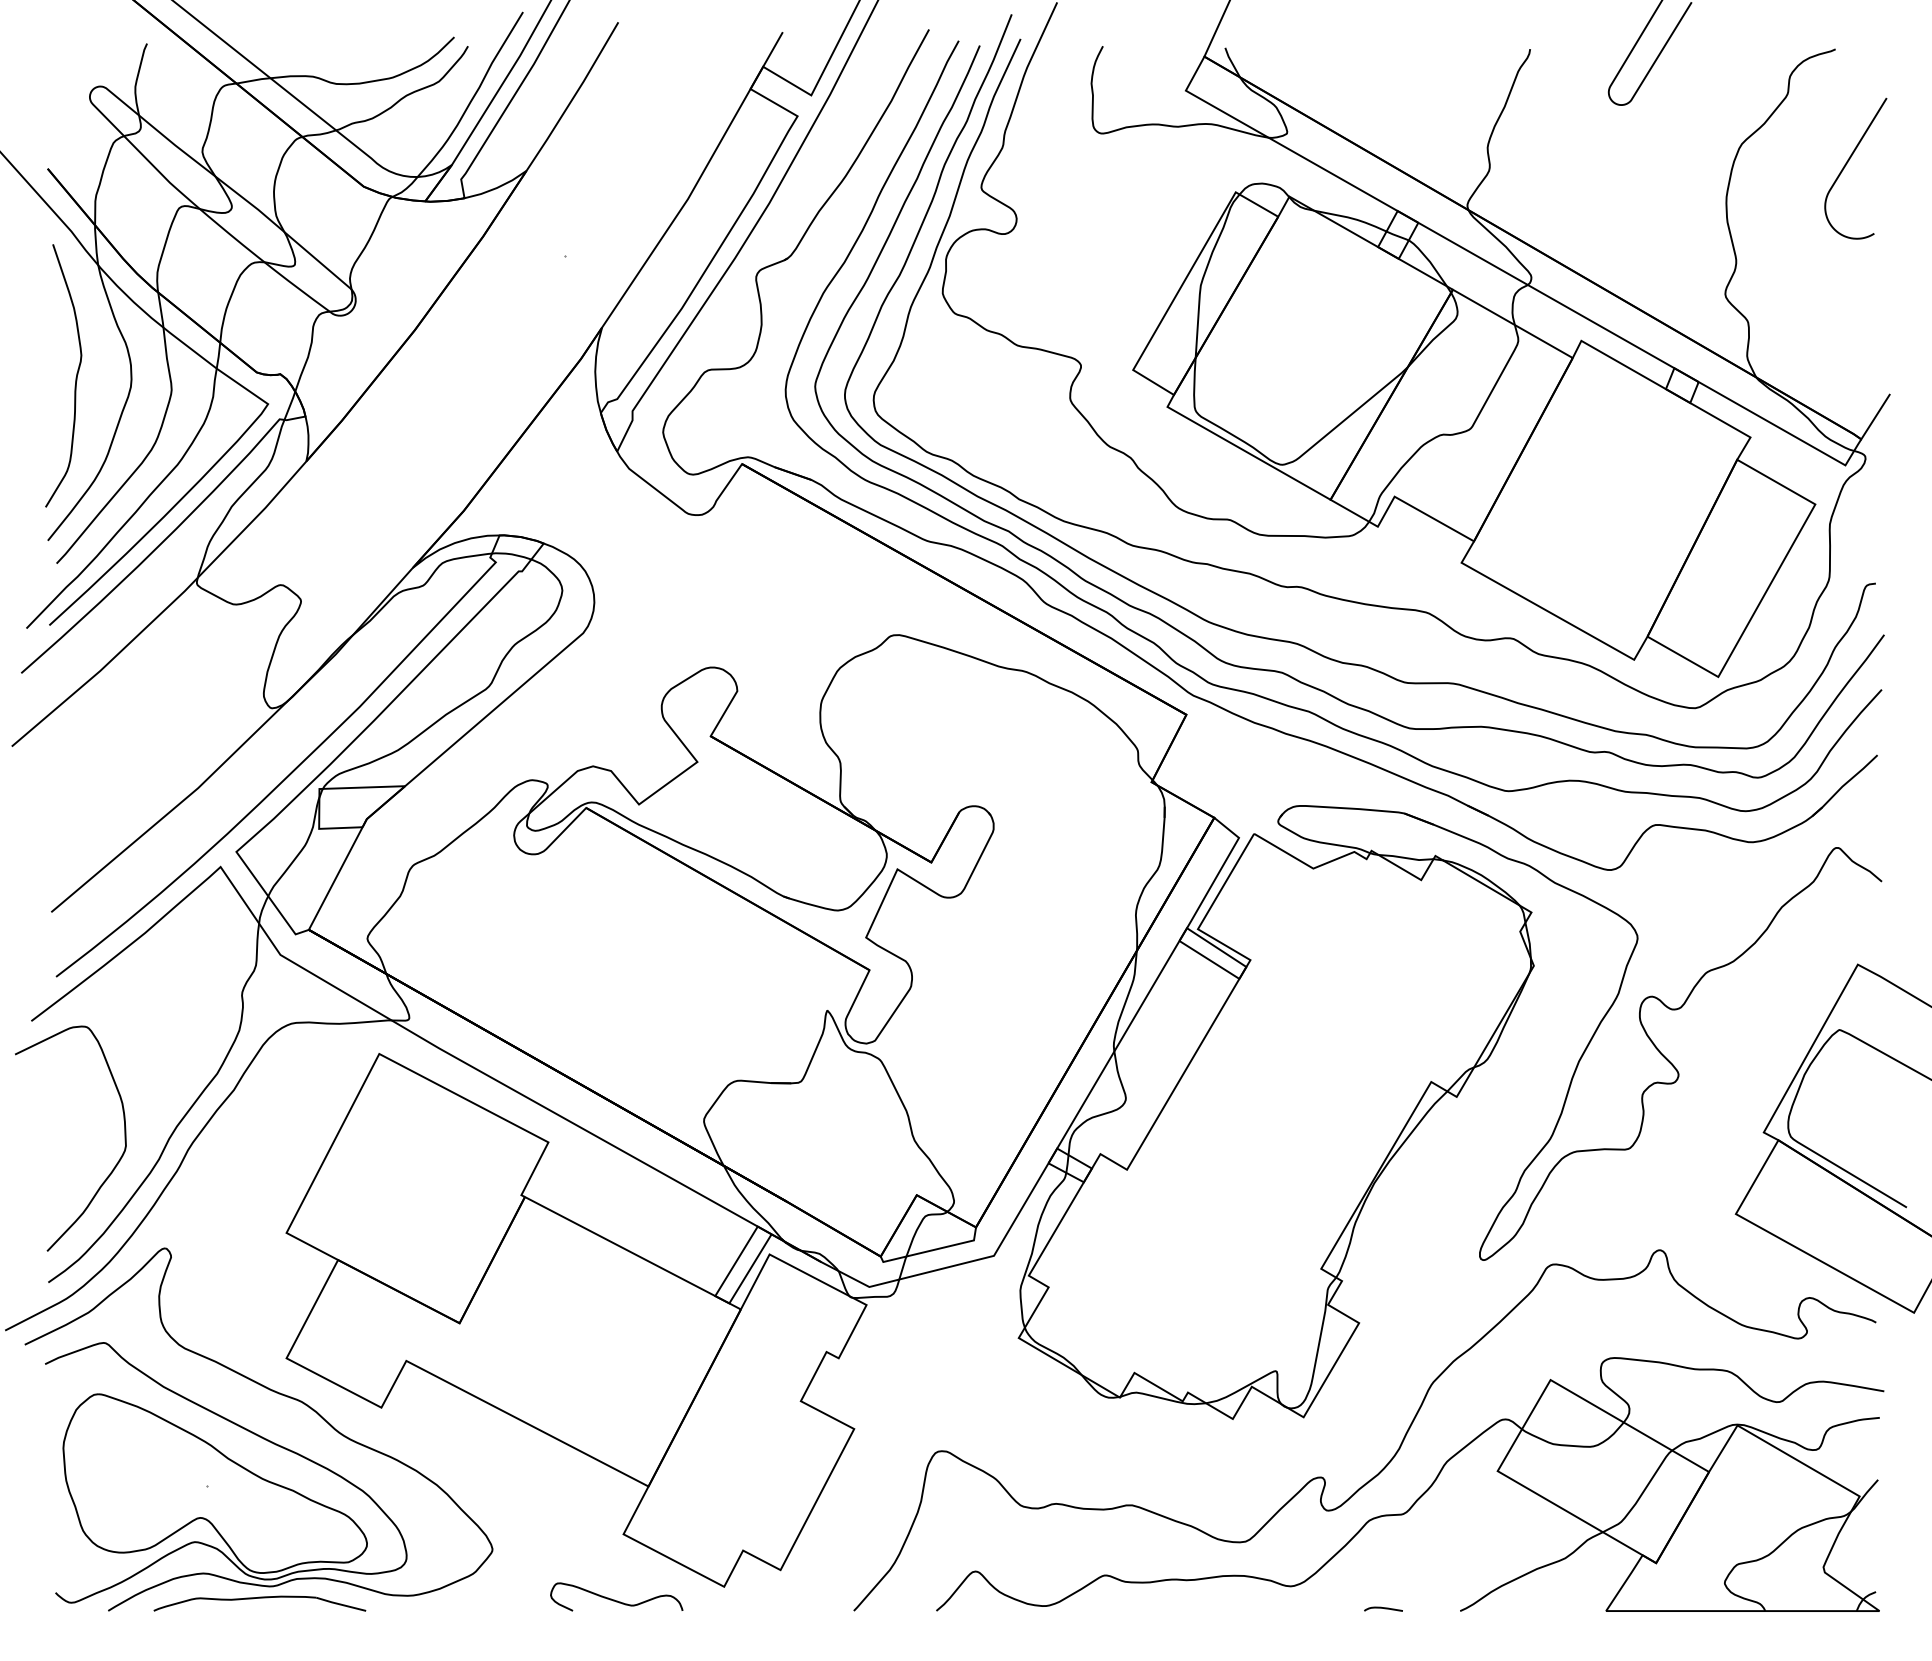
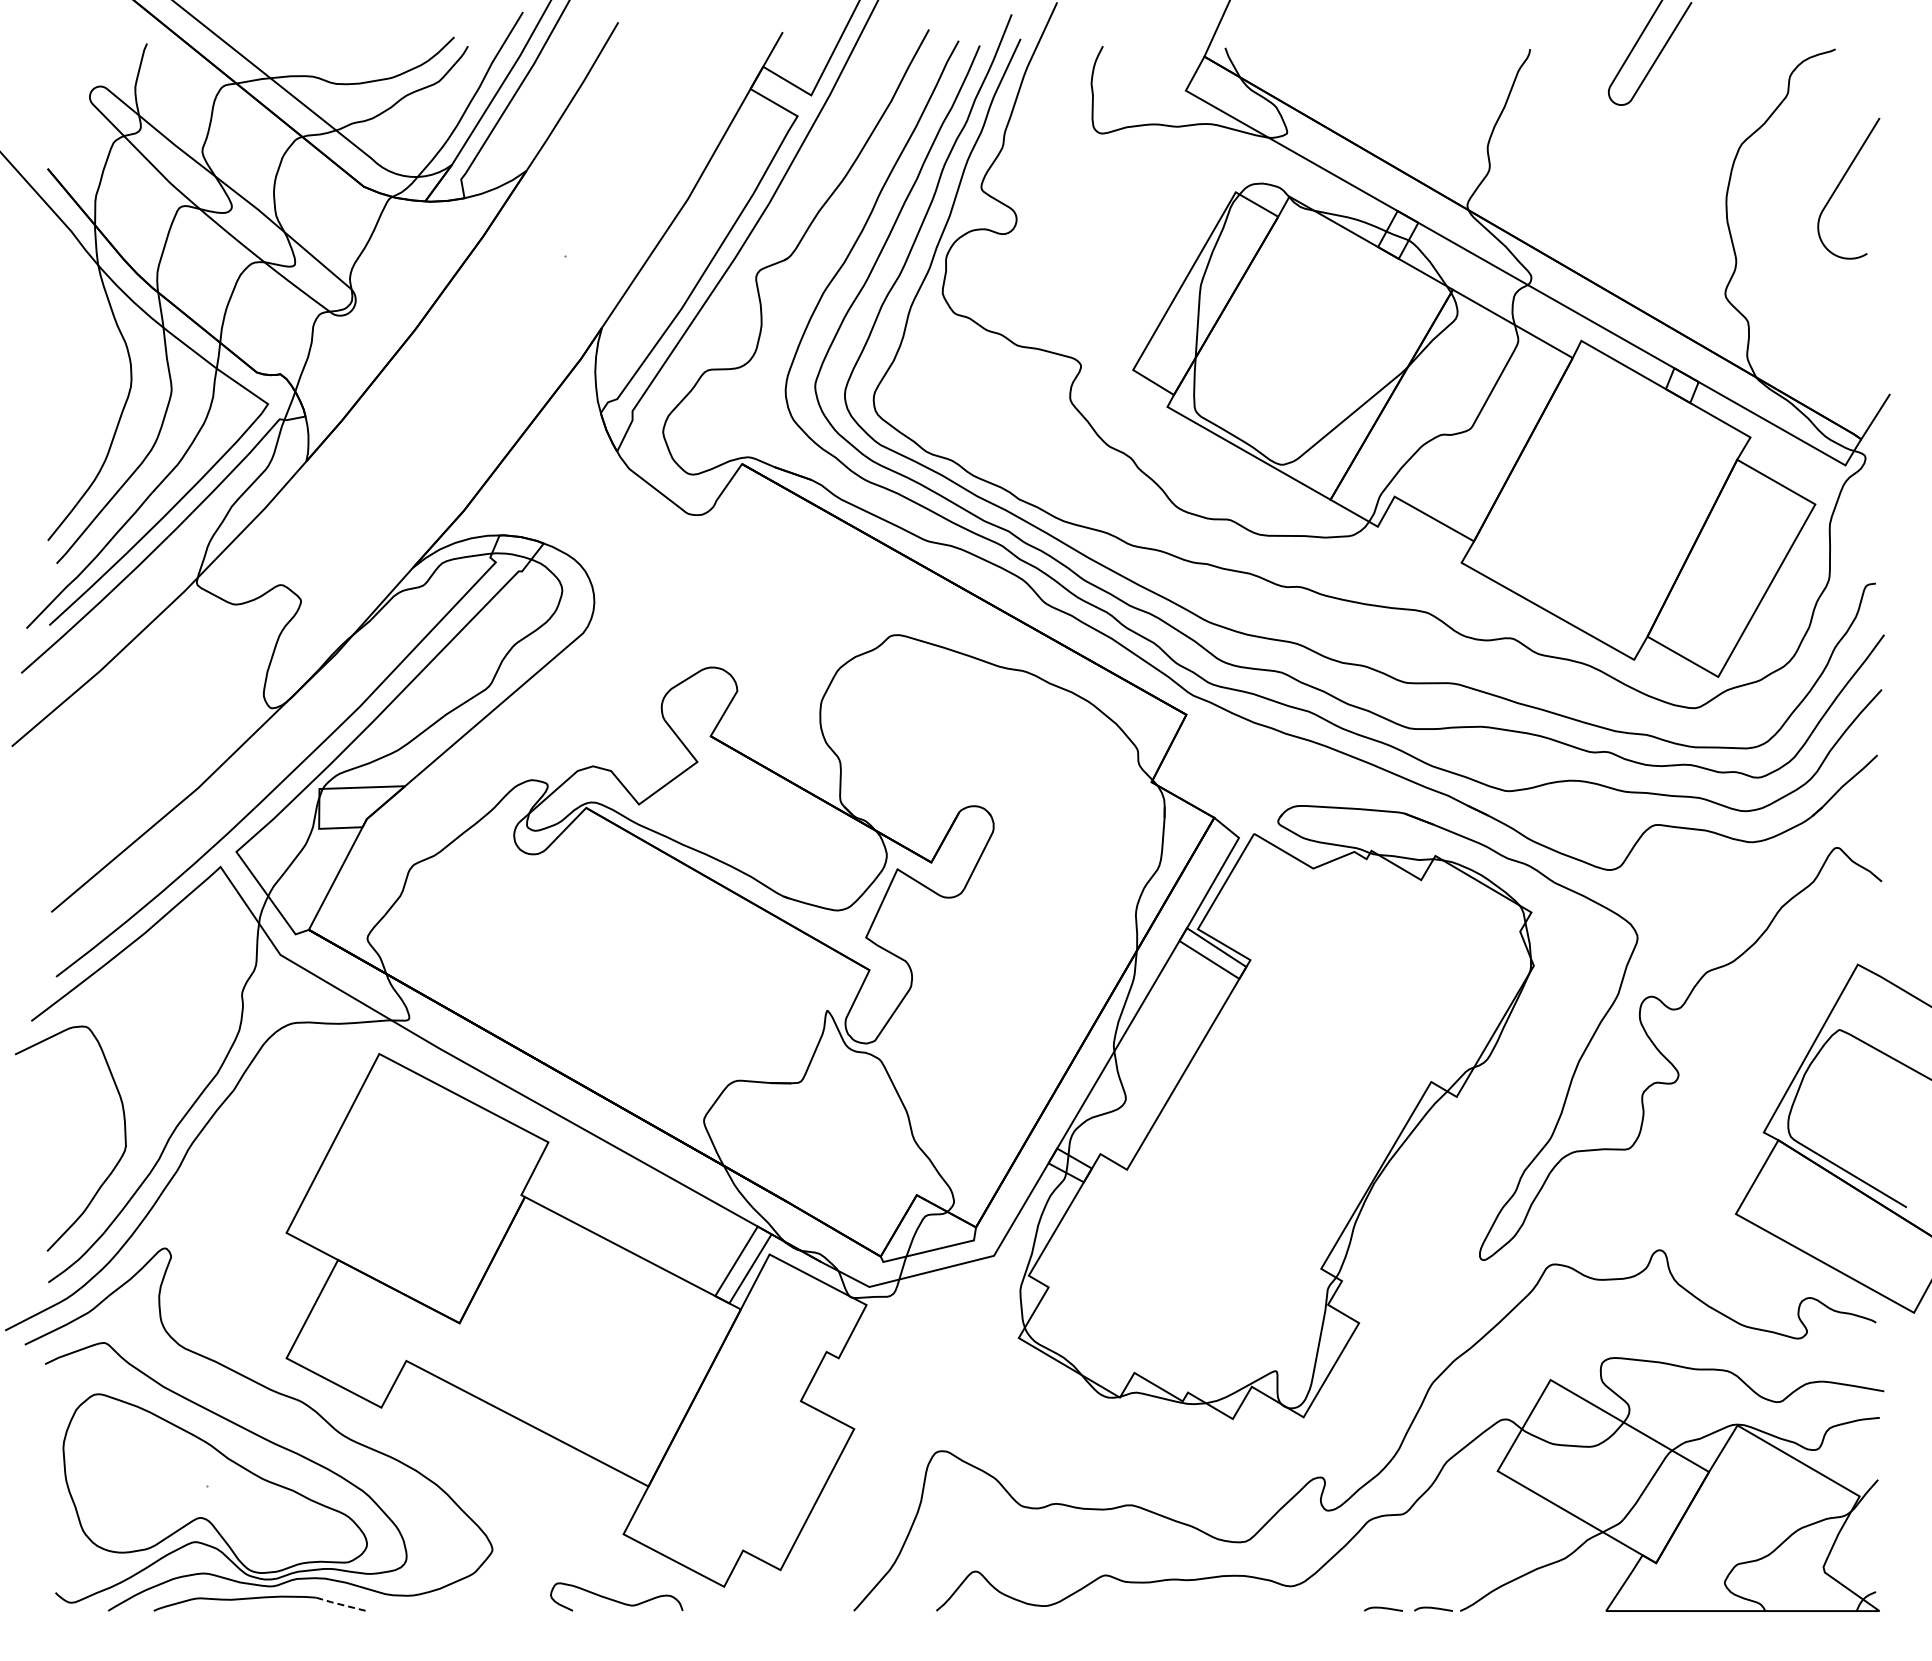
curve position: (1848, 162) -> (1841, 182) (1841, 182)
curve: present -> none (75, 377)
line: solid -> dashed (340, 1604)
curve: none -> present (1433, 1608)
